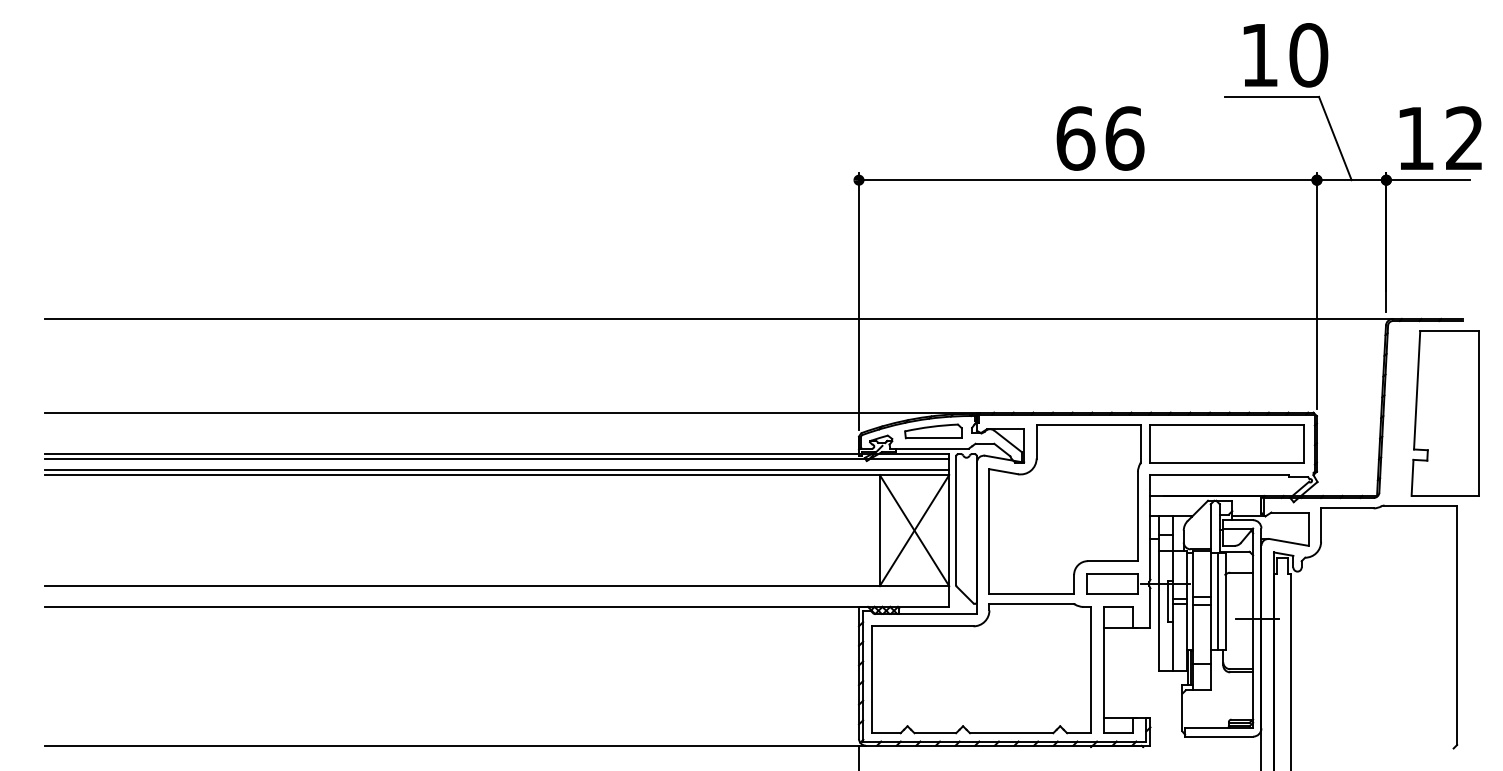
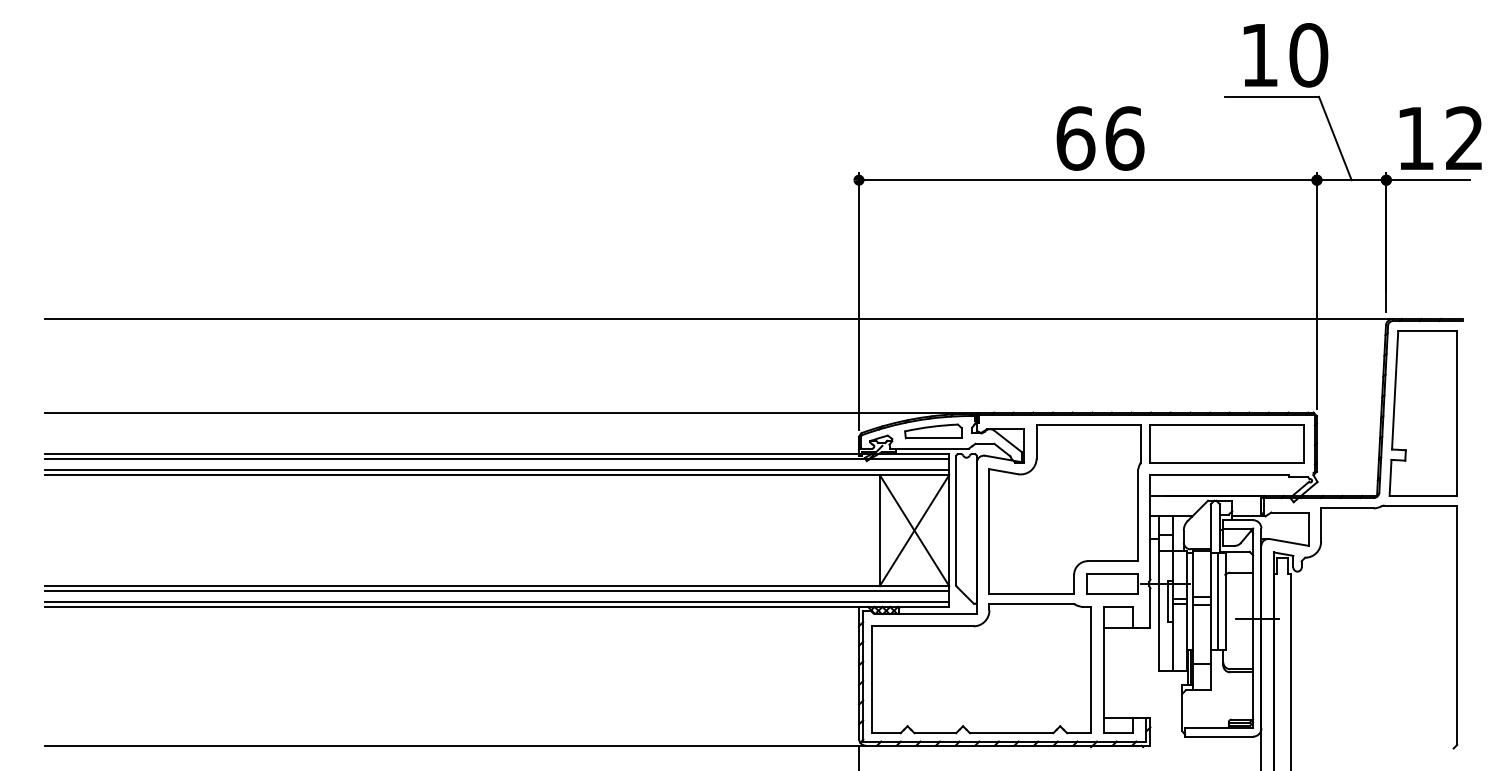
part position: (1444, 413) -> (1422, 413) (1422, 413)
line: none -> present (497, 590)
line: none -> present (497, 602)
